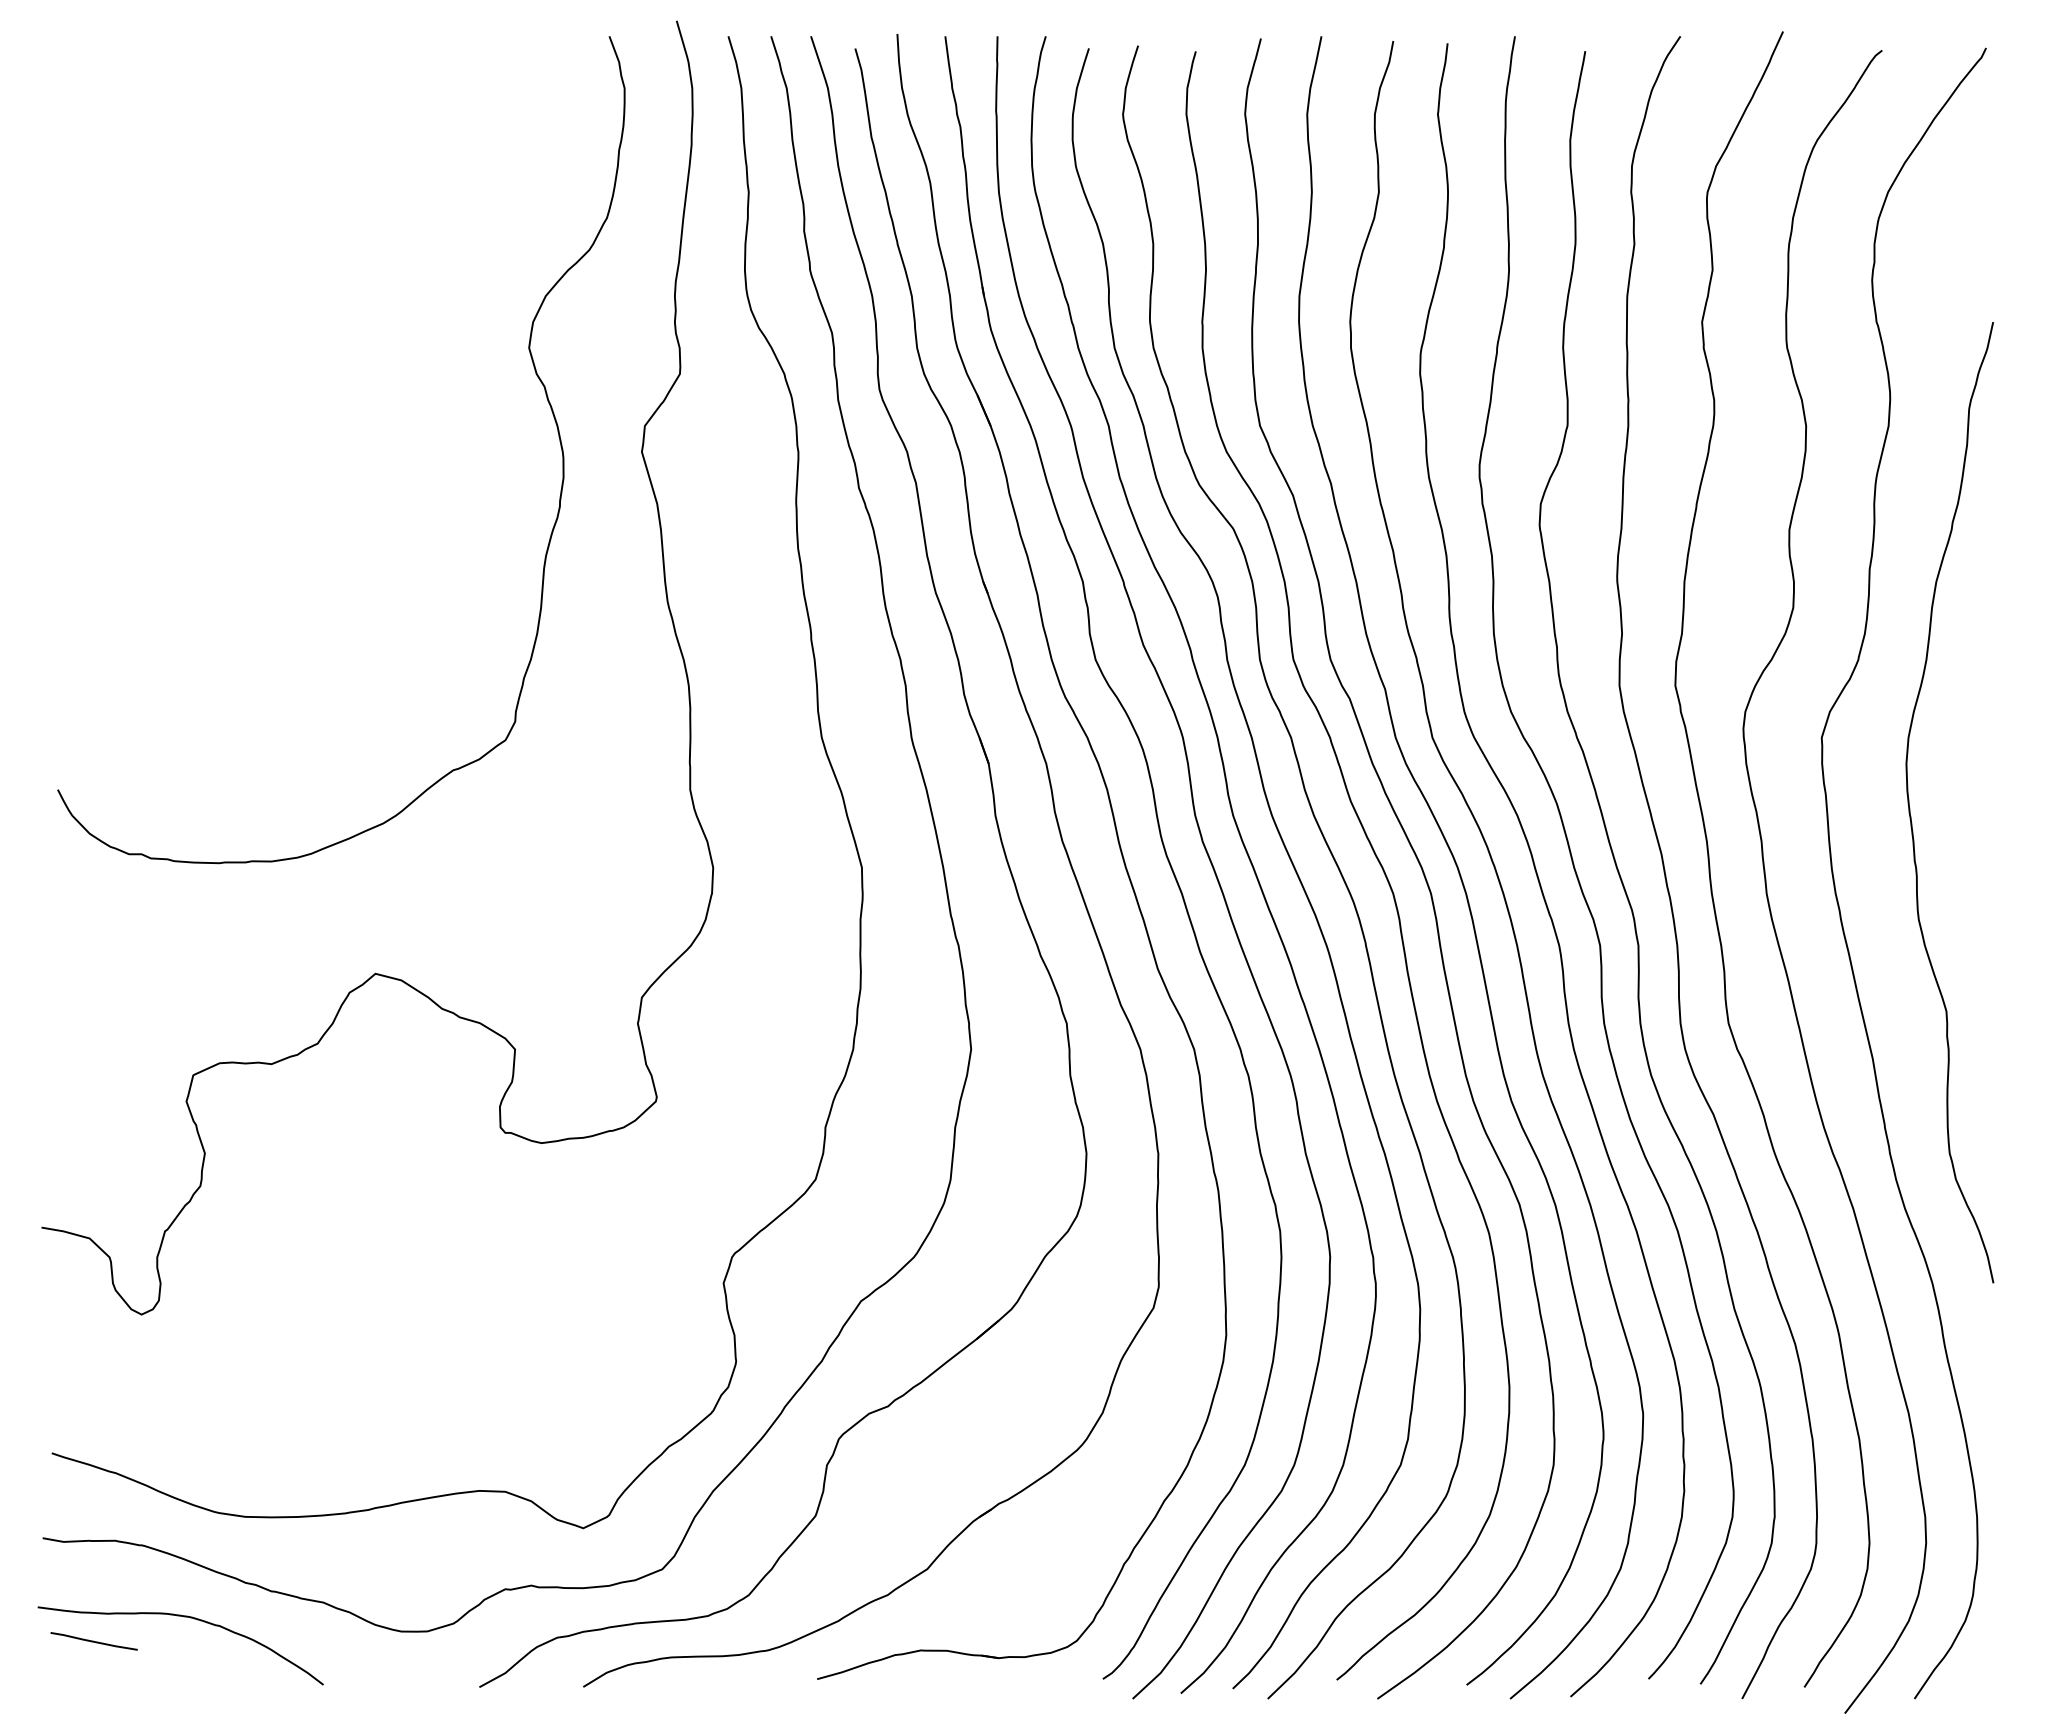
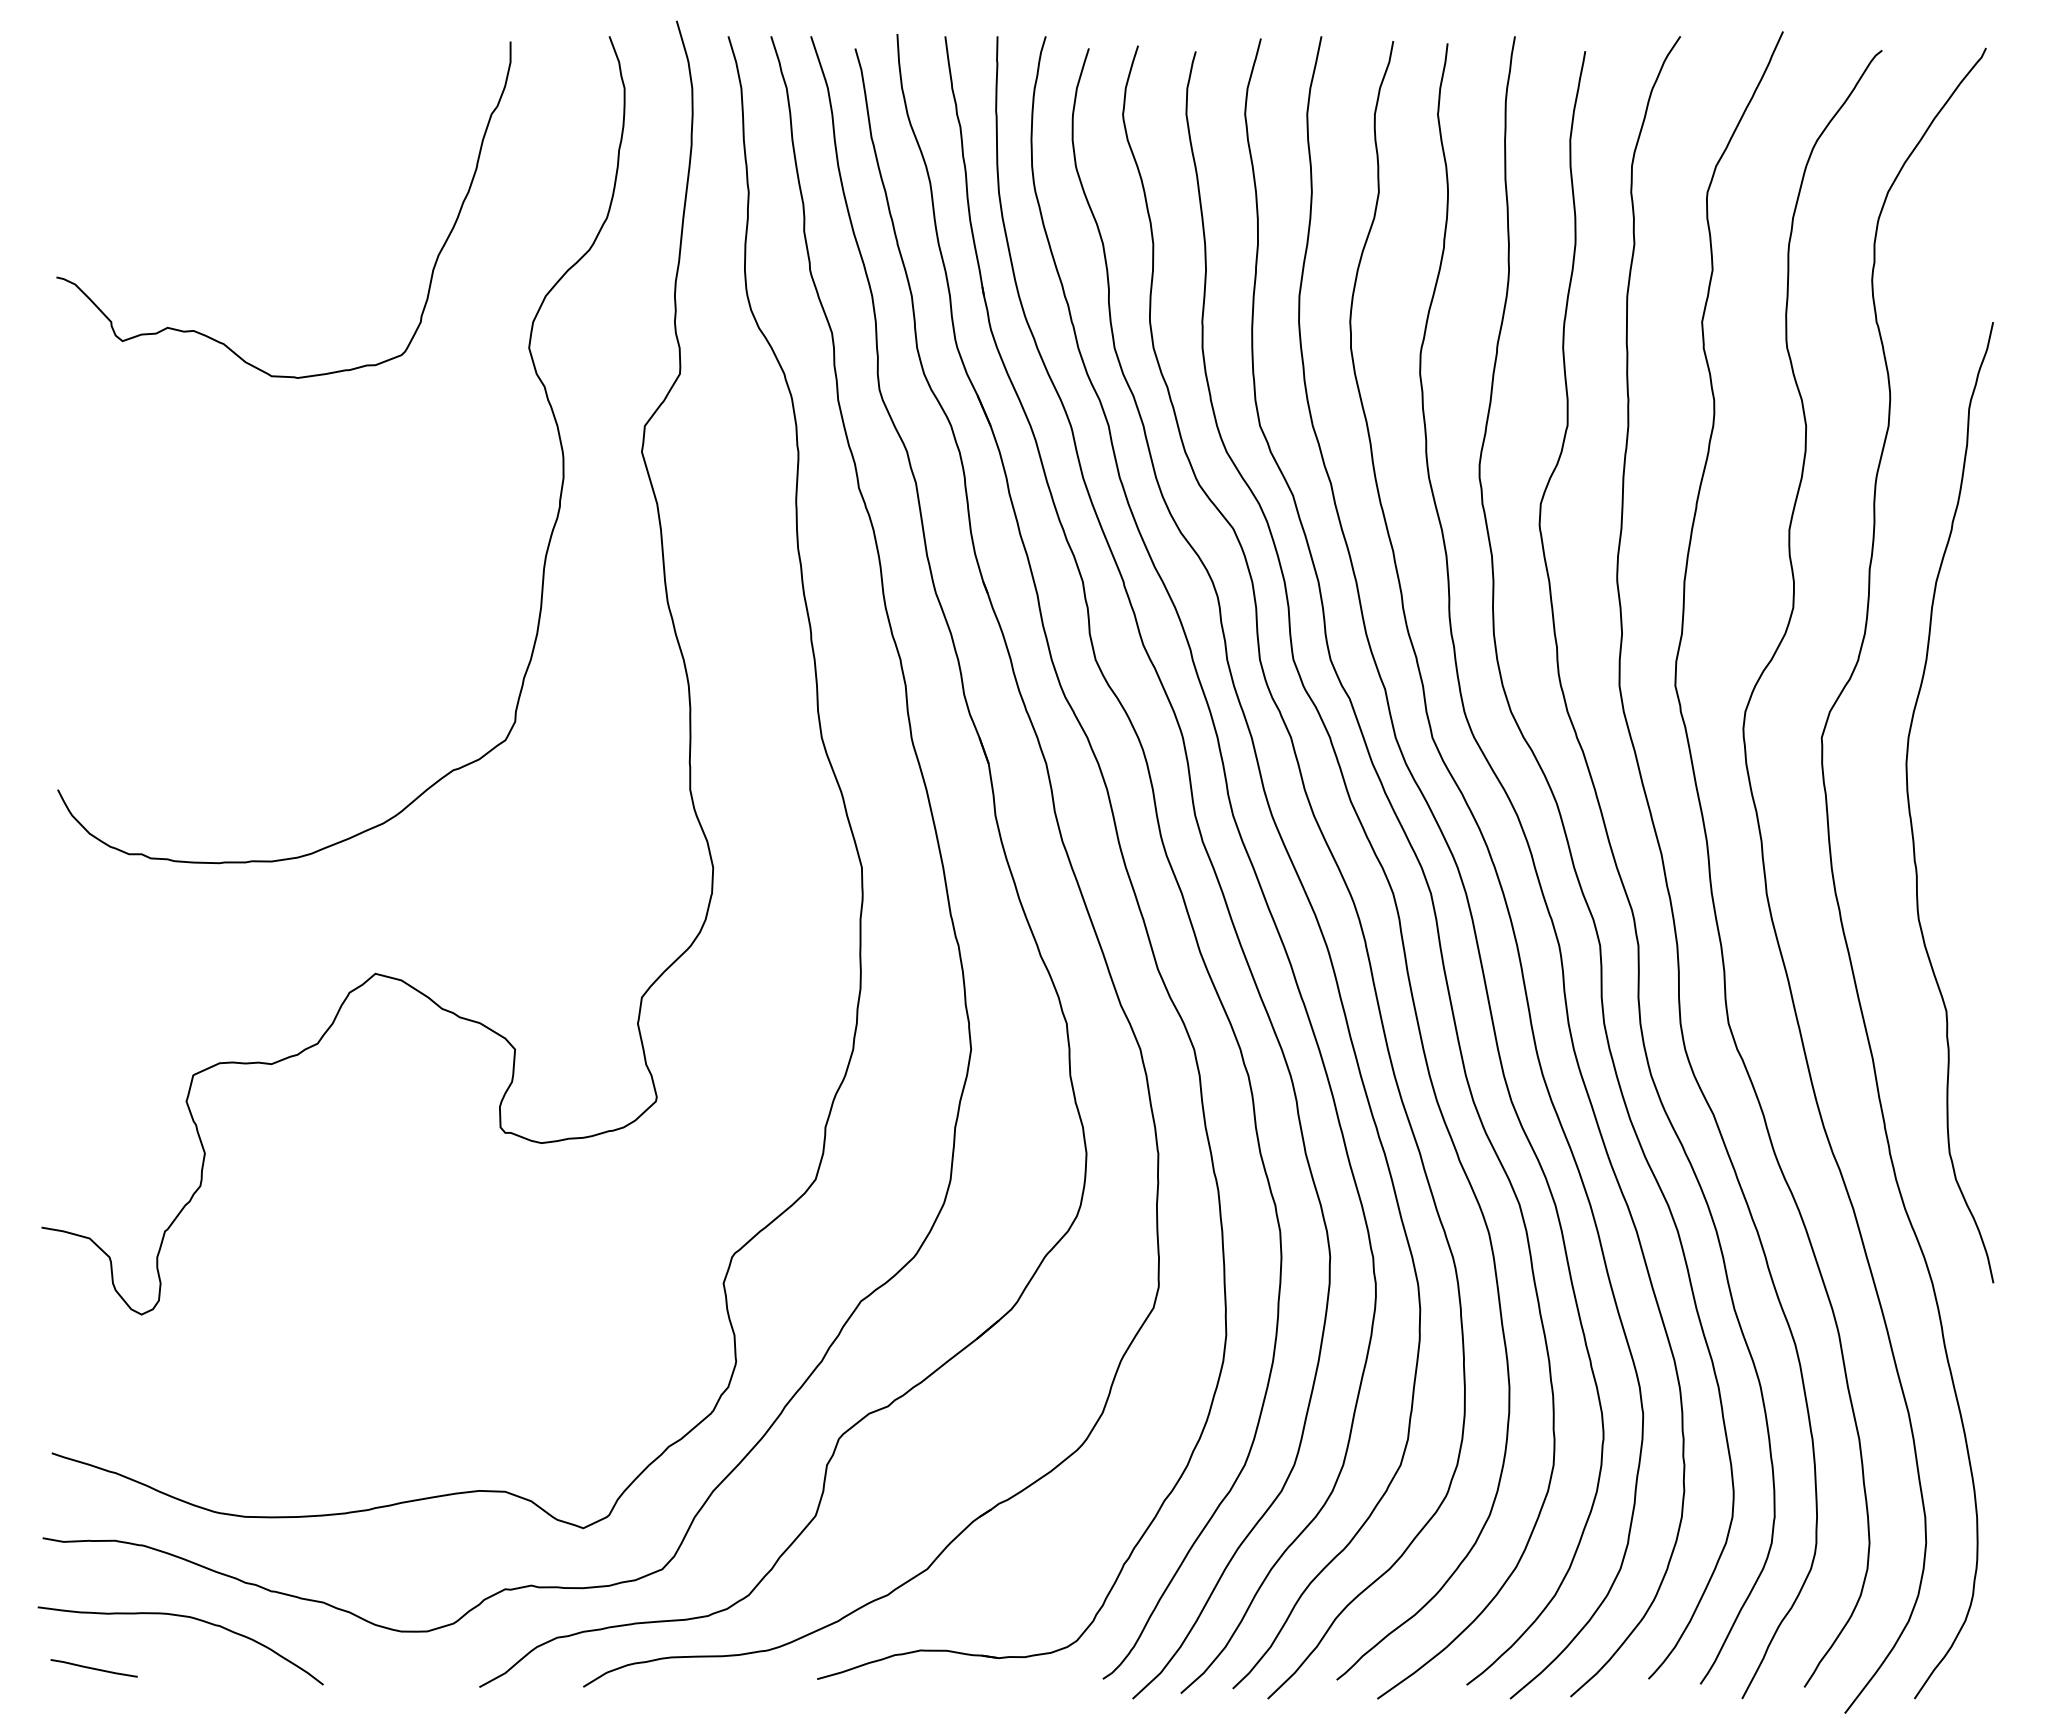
curve: none -> present (218, 340)
line position: (93, 1641) -> (93, 1668) (93, 1668)
